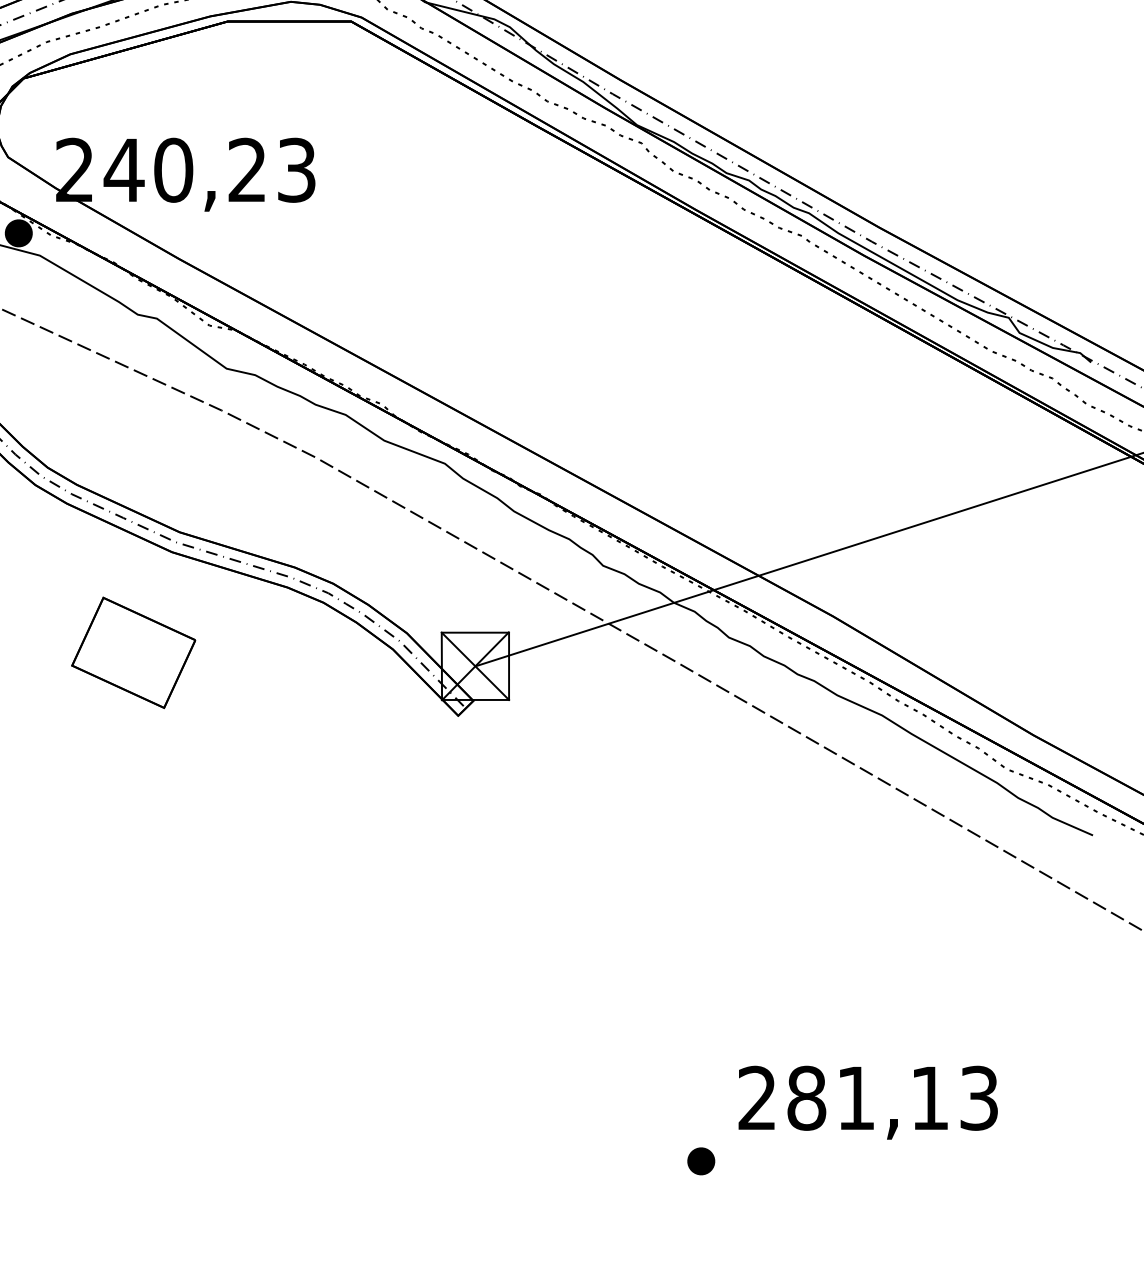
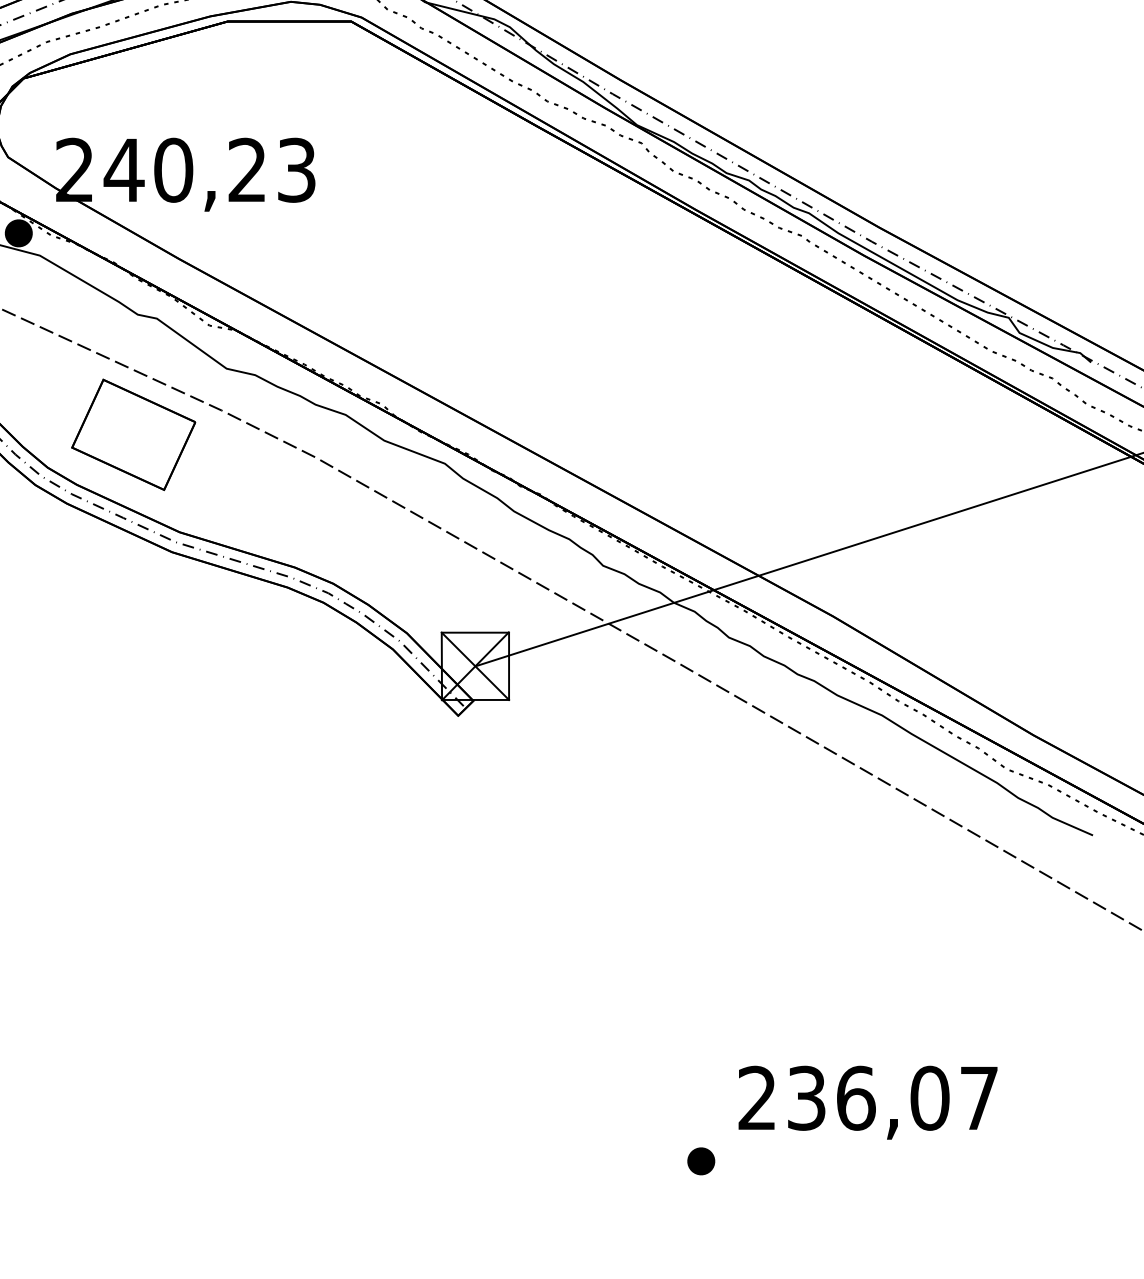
part position: (133, 652) -> (133, 434) (133, 434)
text: 281,13 -> 236,07 (892, 1097)
